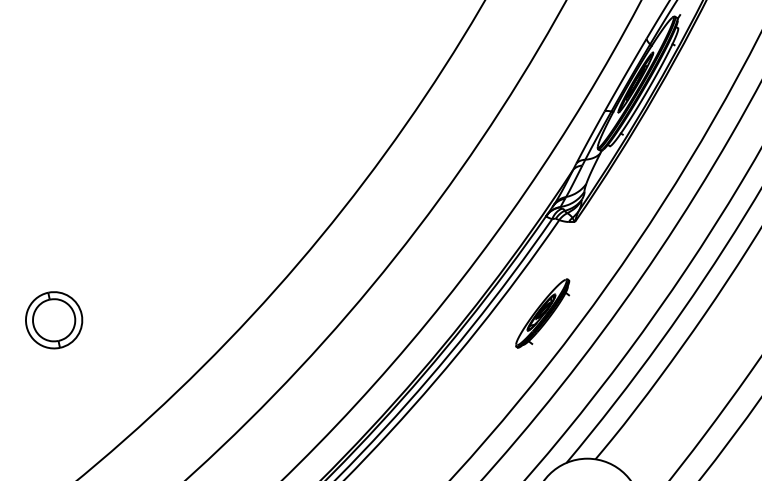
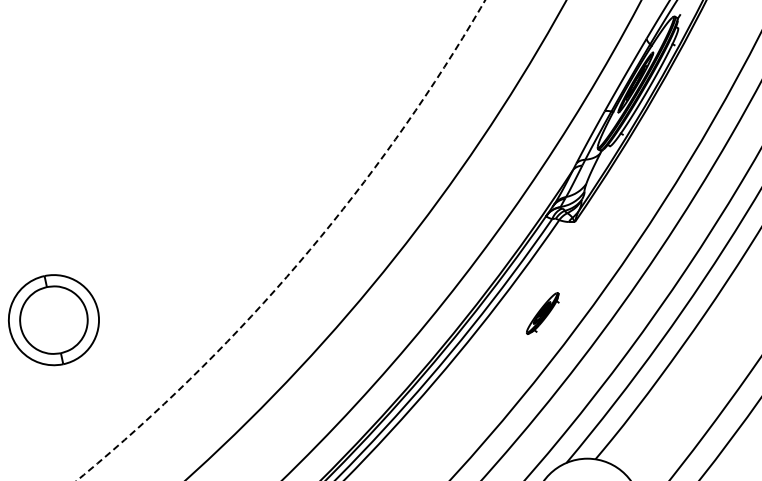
arc: solid -> dashed (302, 259)
part size: 56x71 px -> 34x43 px (542, 313)
part size: 59x59 px -> 92x93 px (53, 320)
